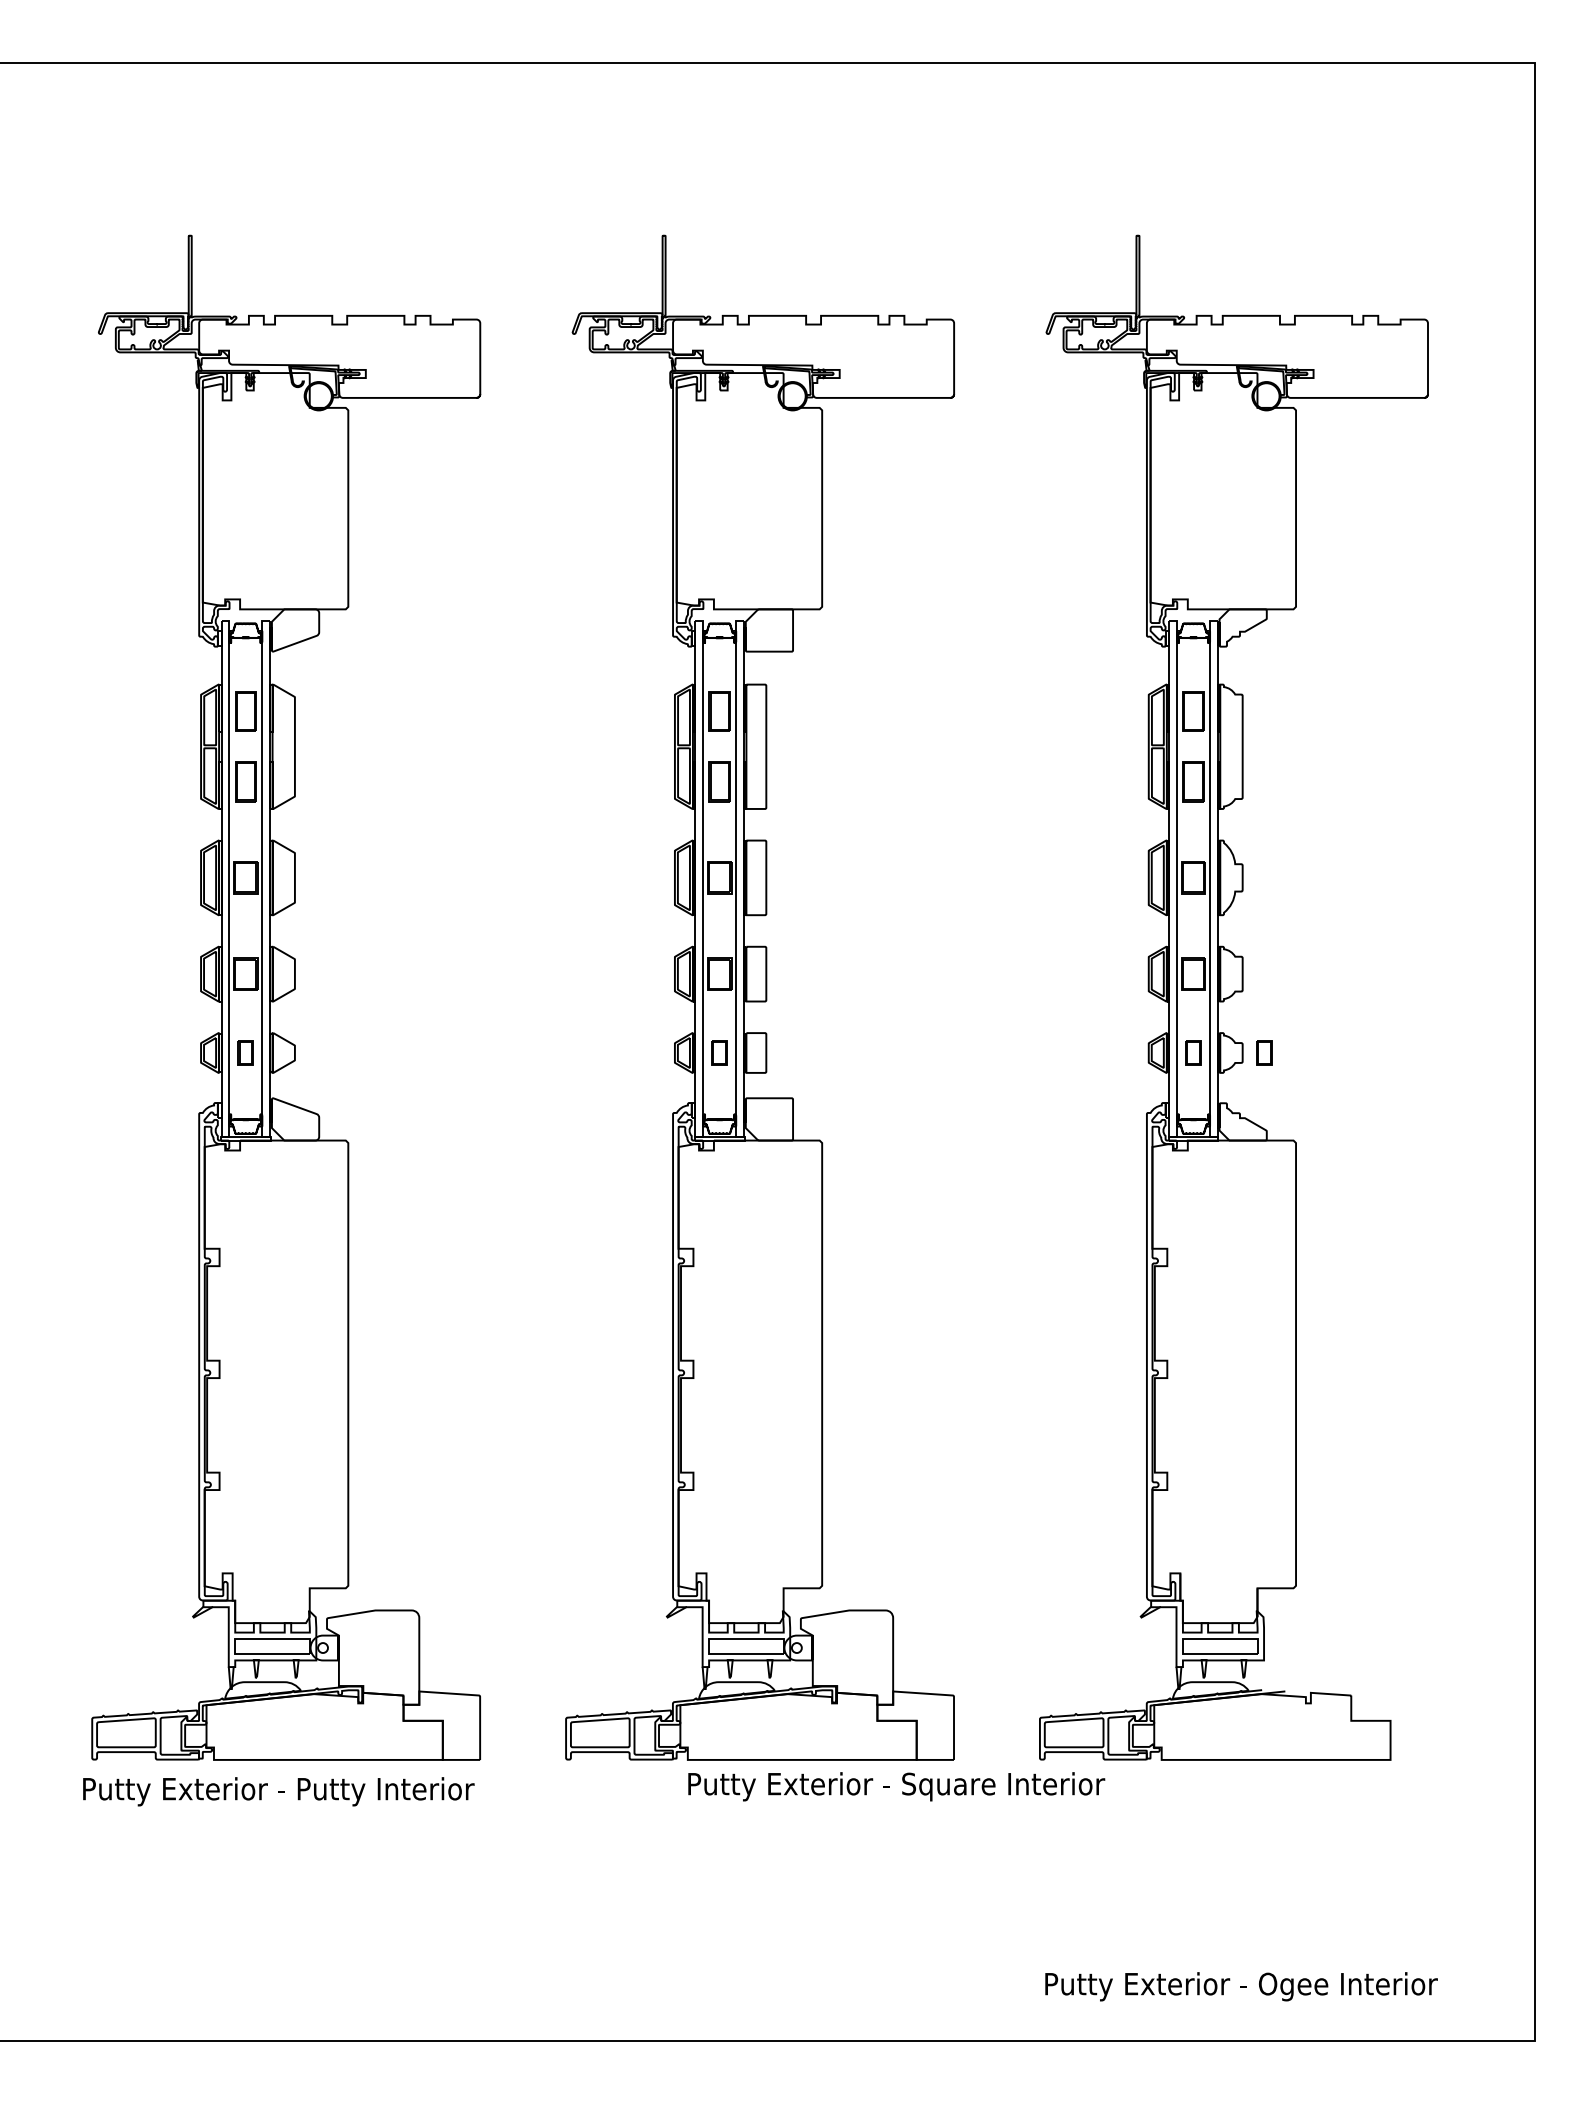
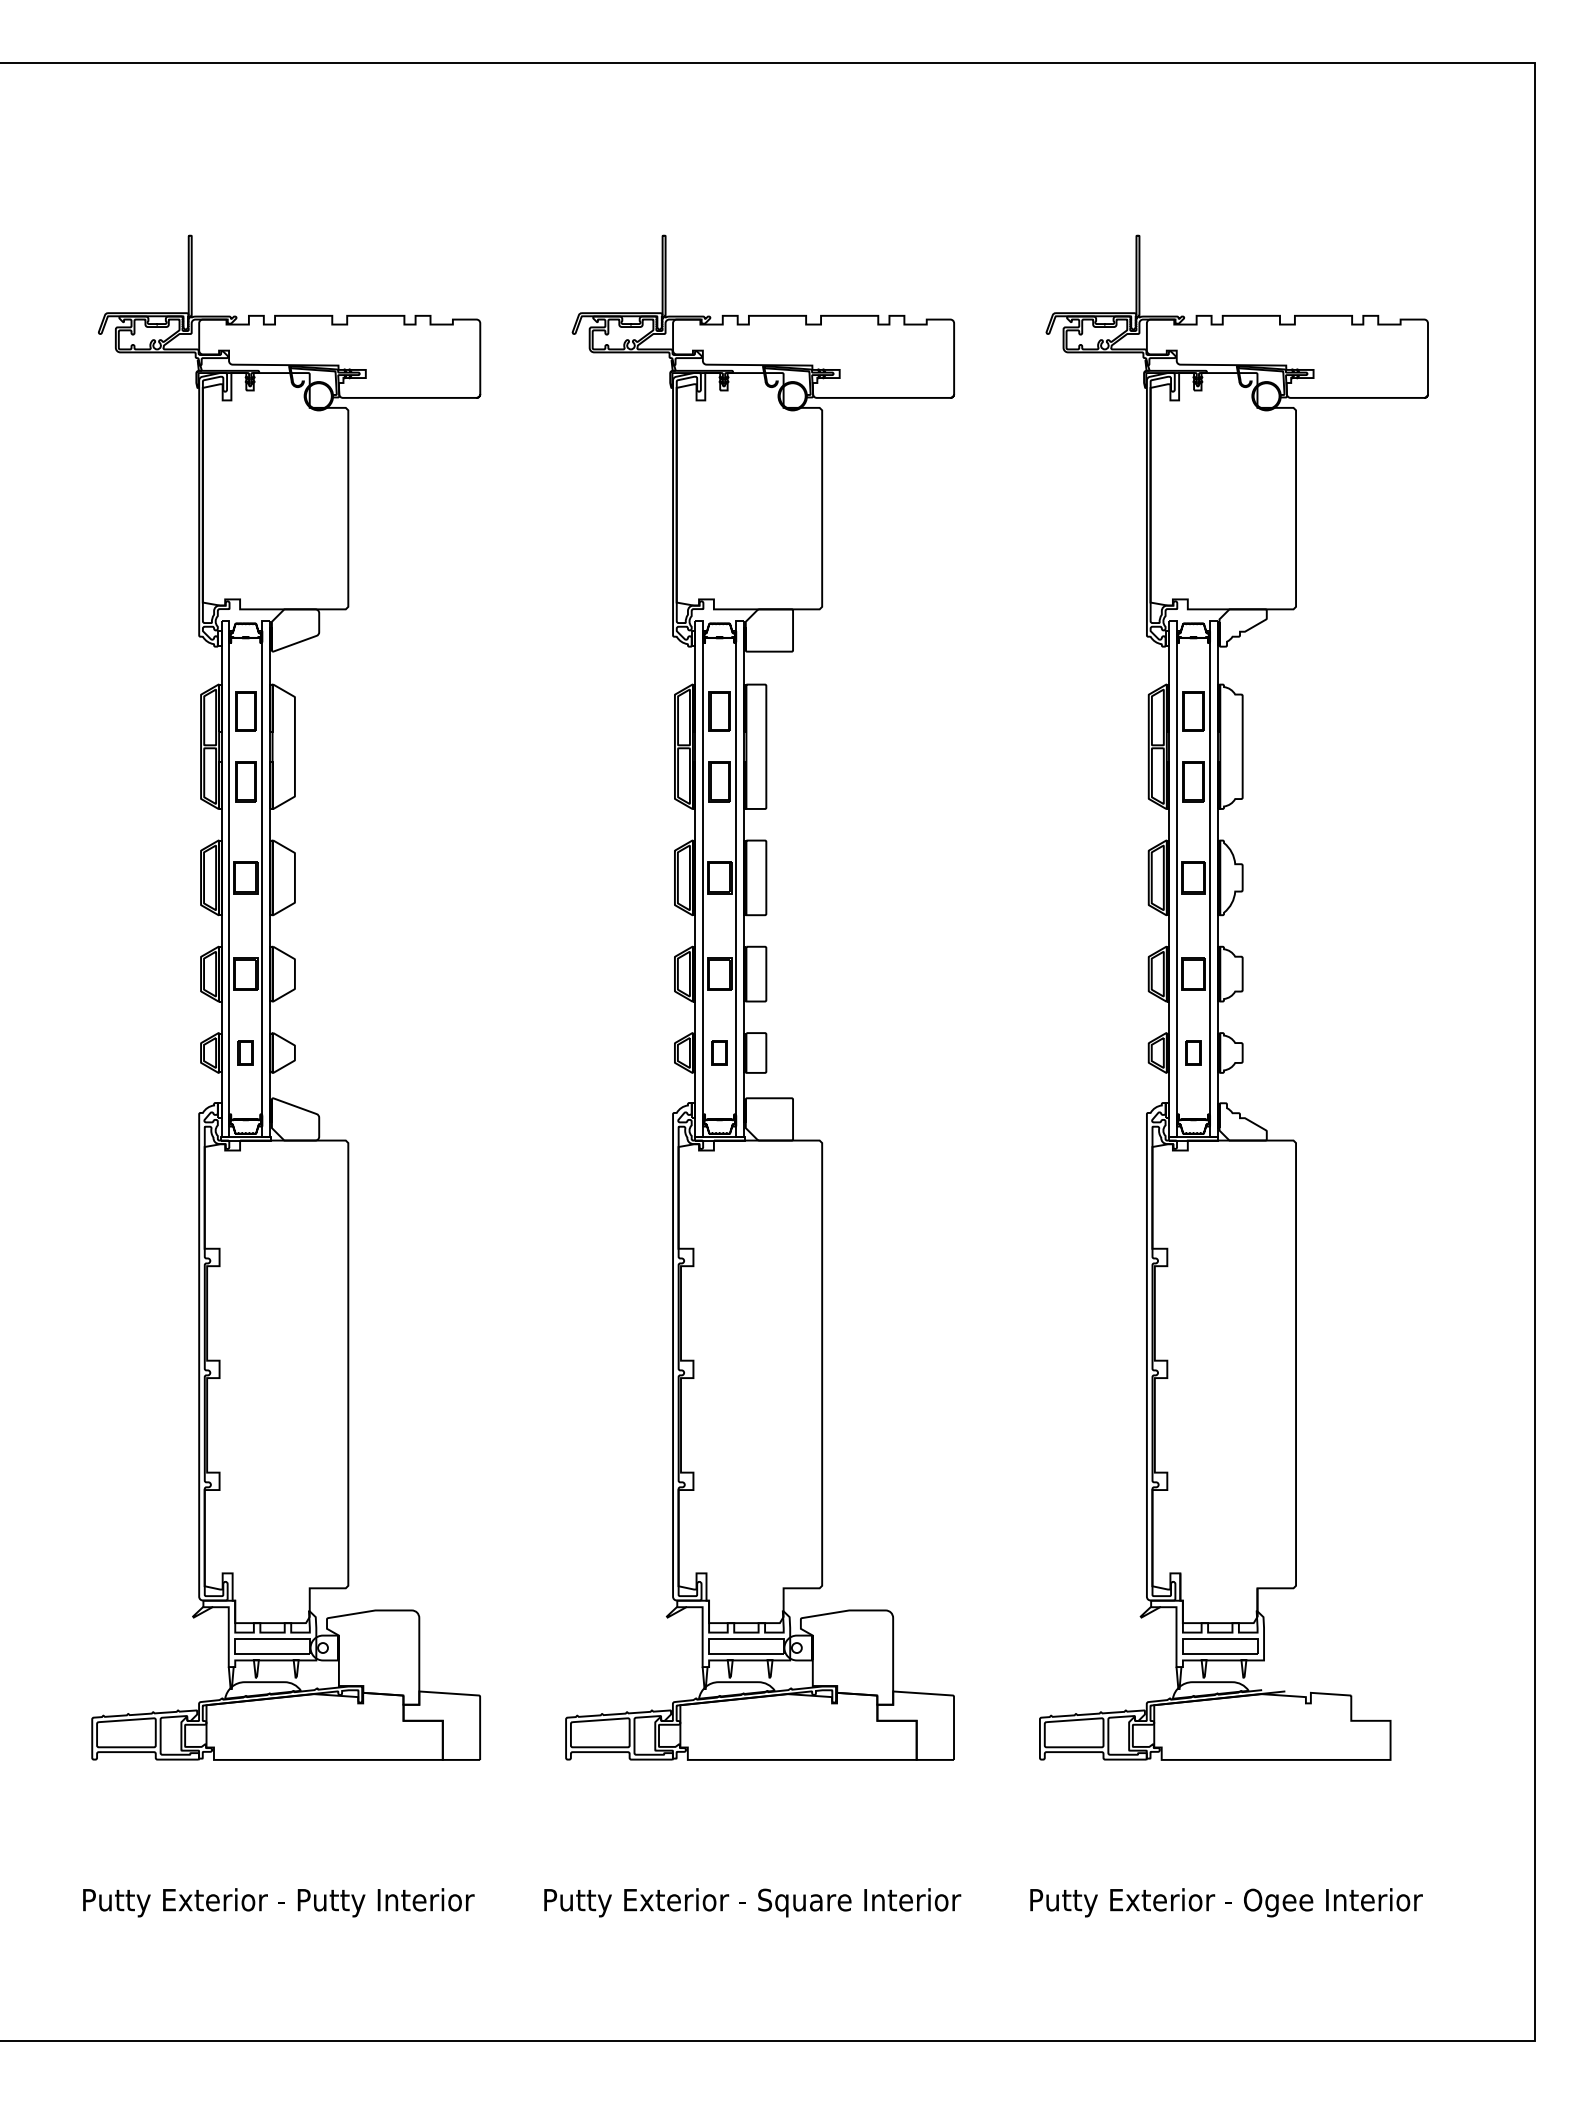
part: present -> none (1264, 1052)
text position: (896, 1786) -> (752, 1902) (752, 1902)
text position: (278, 1791) -> (278, 1902) (278, 1902)
text position: (1241, 1986) -> (1226, 1902) (1226, 1902)
